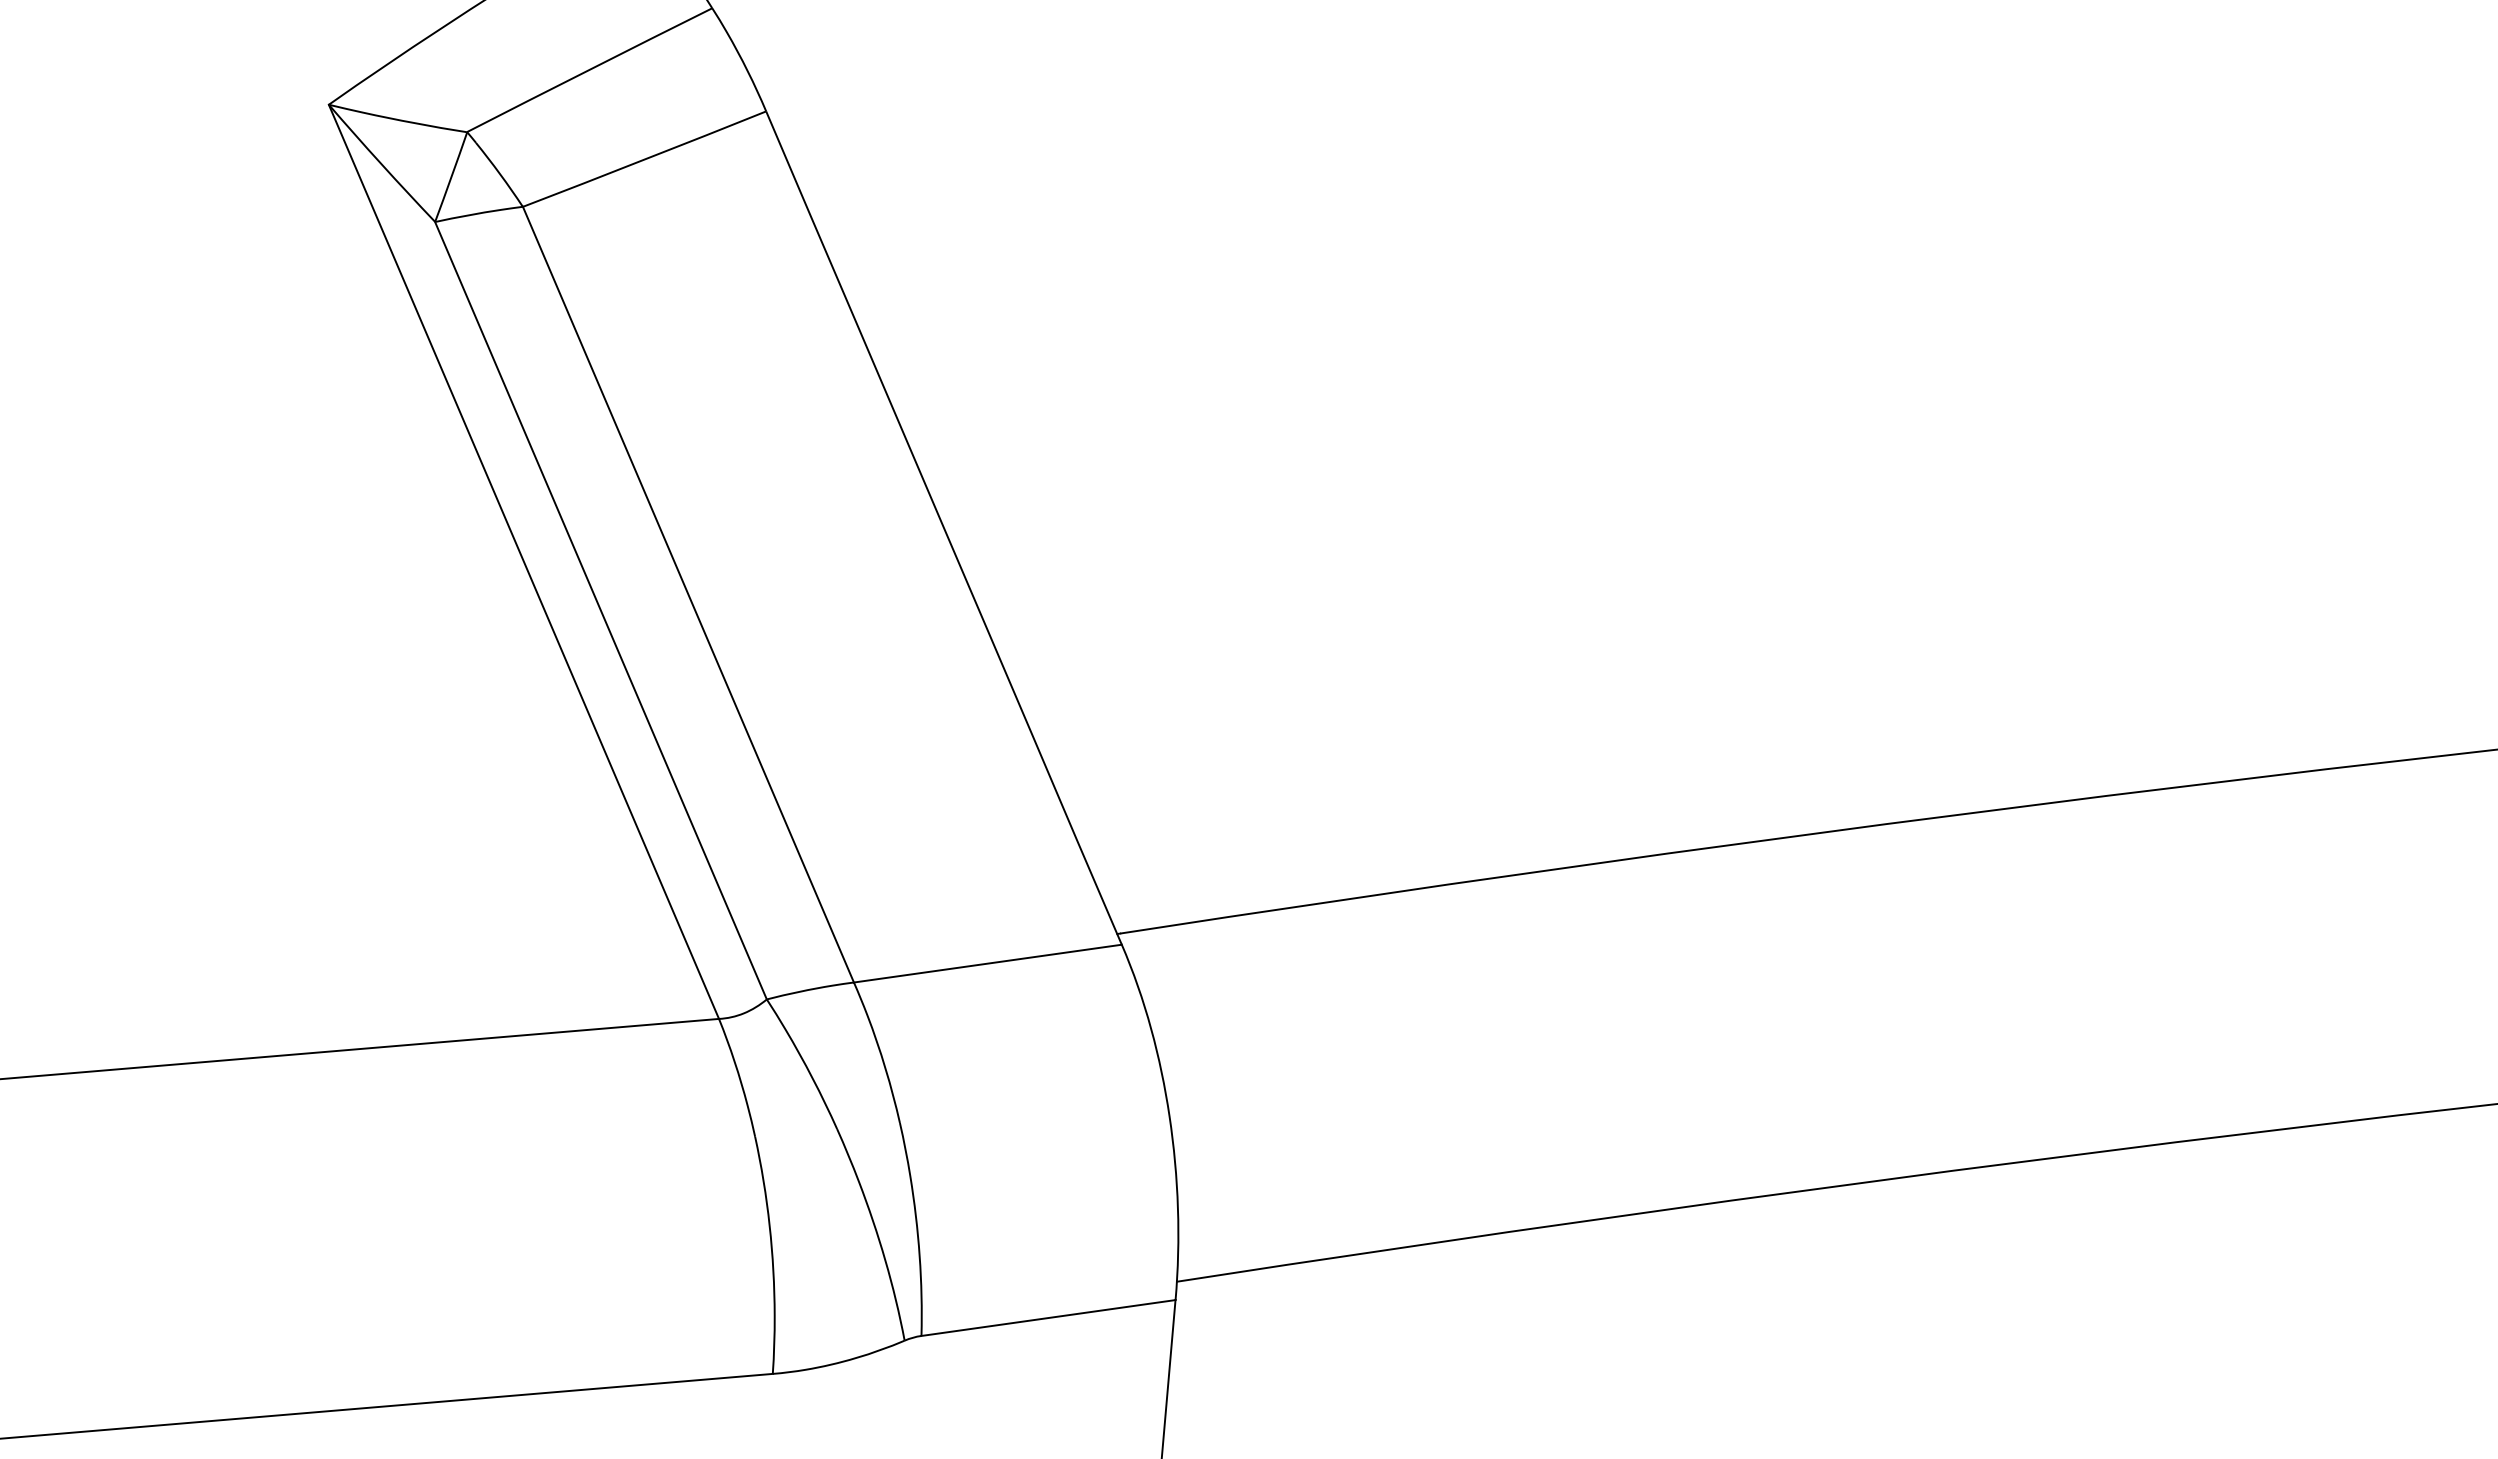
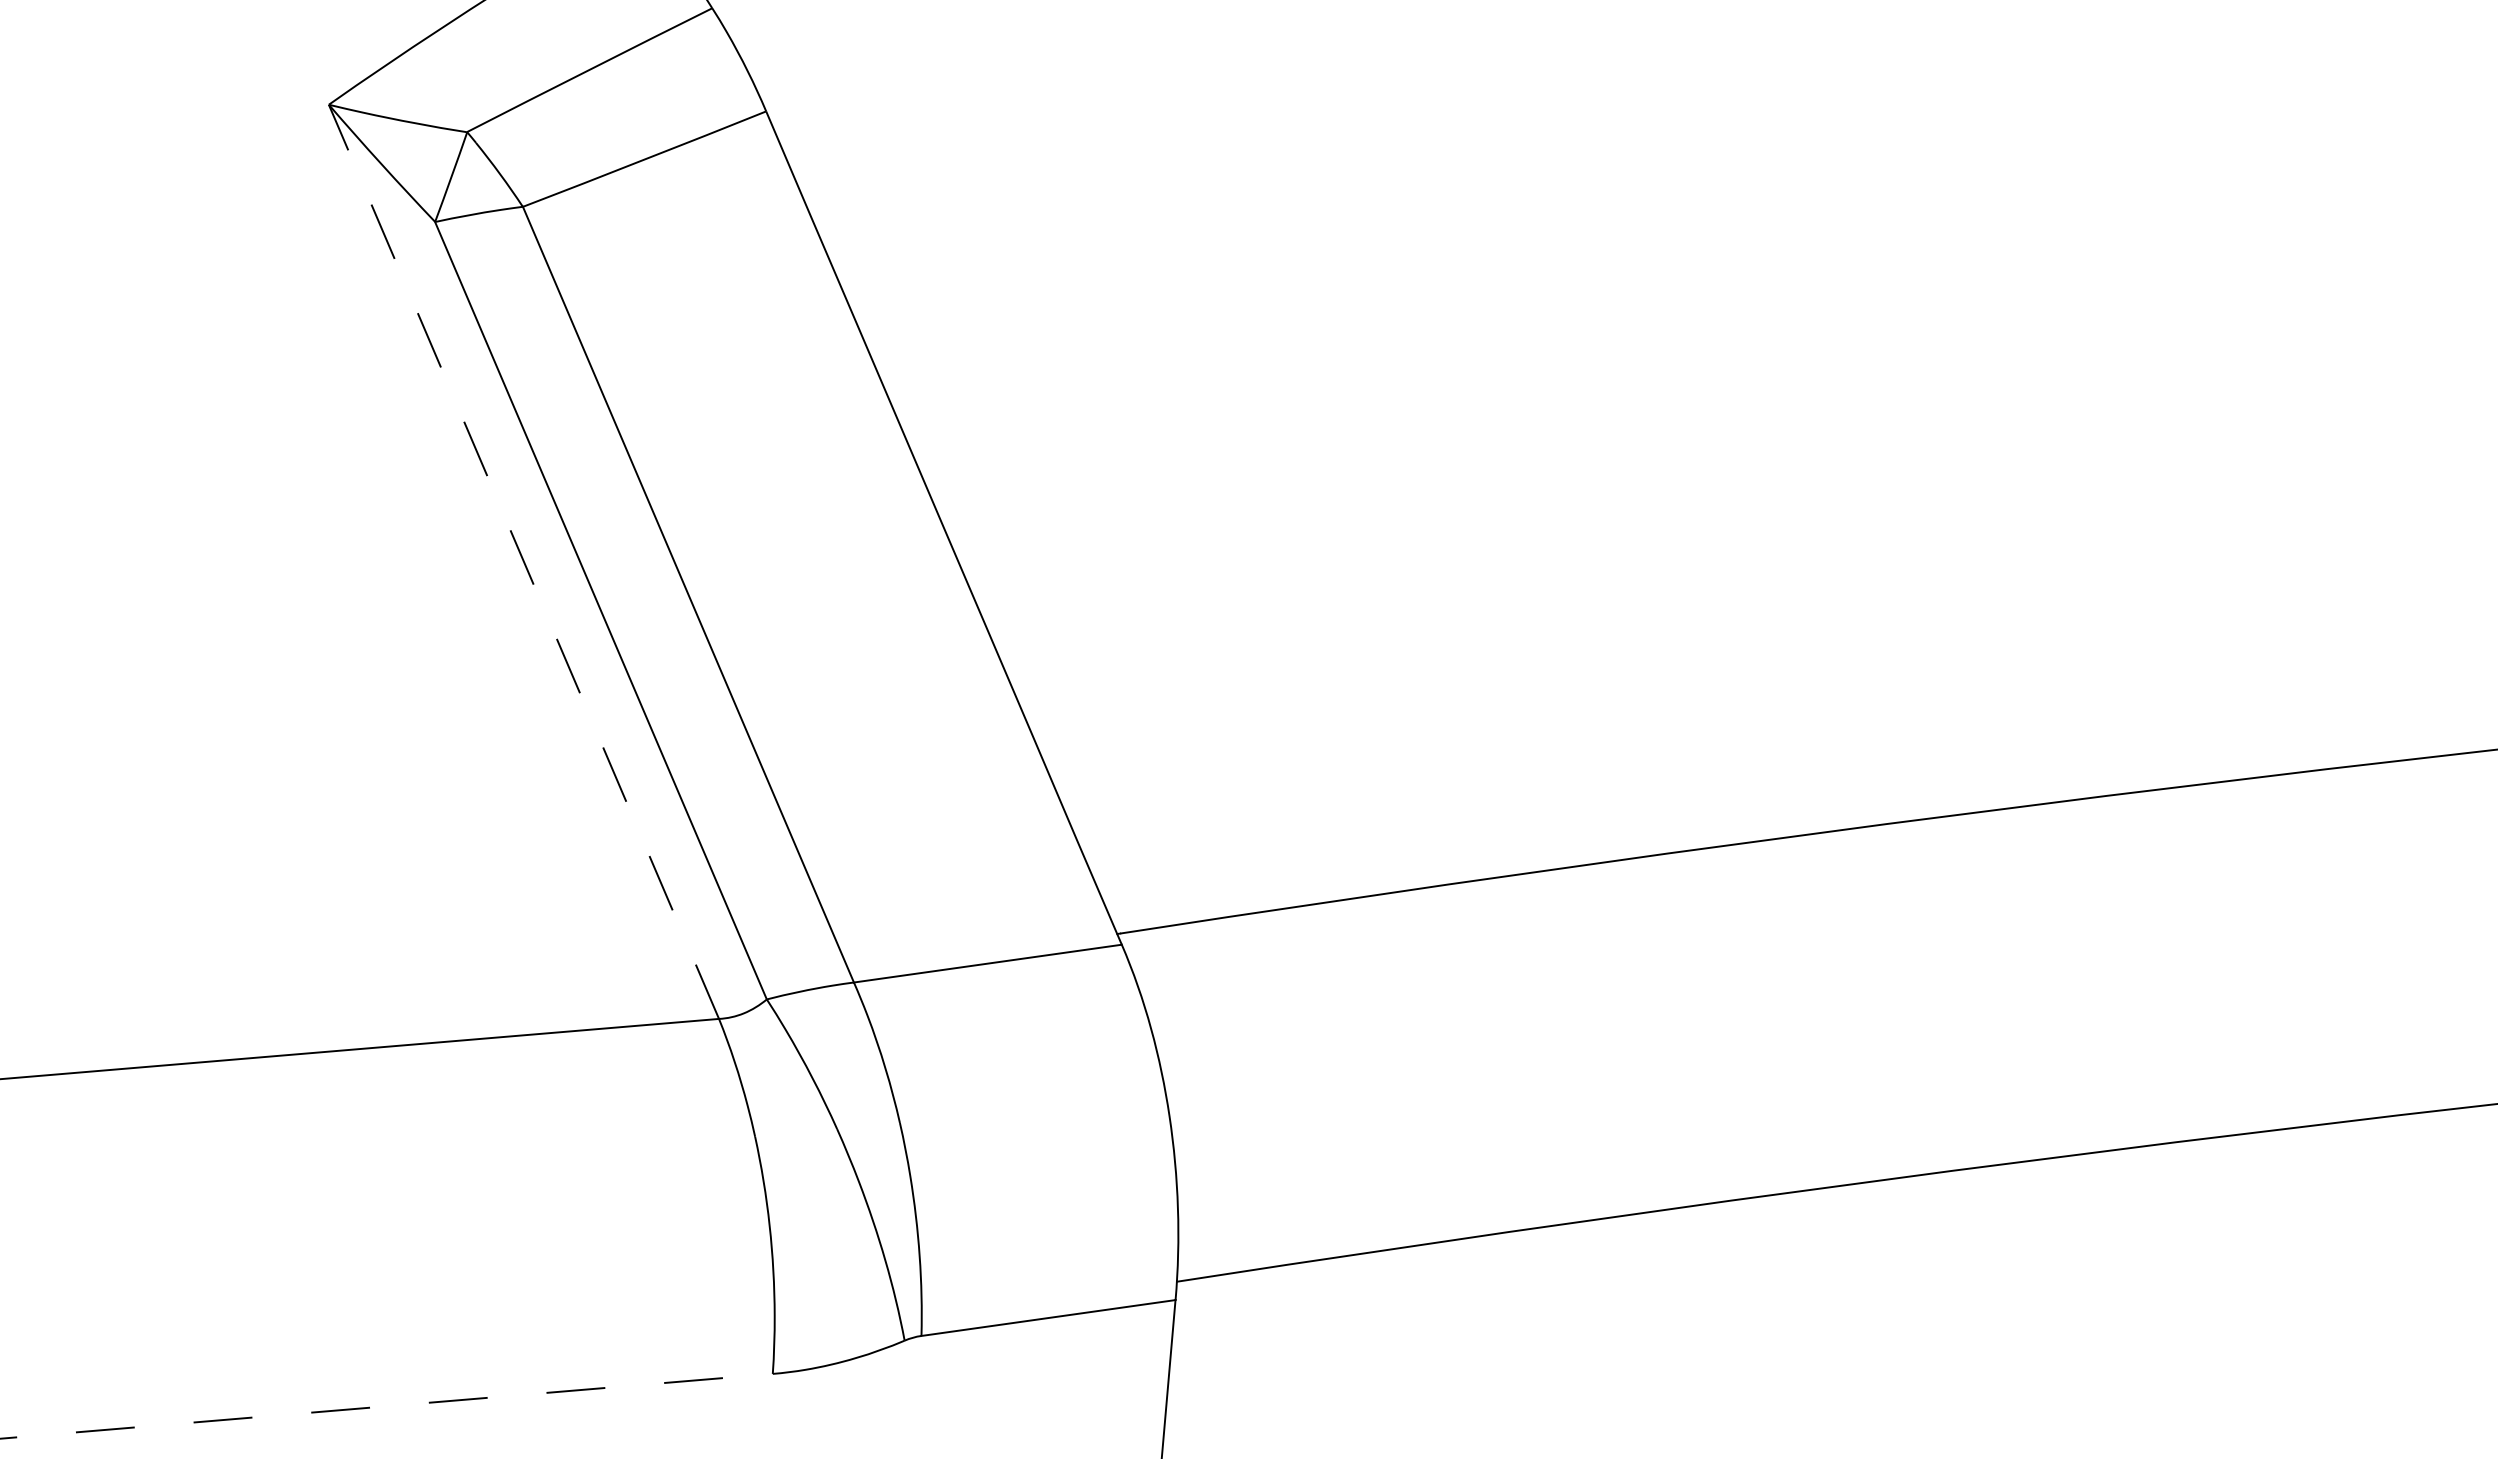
line: solid -> dashed (523, 561)
line: solid -> dashed (386, 1406)
